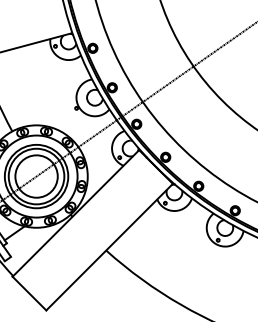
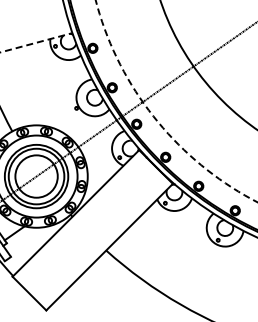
line: solid -> dashed (35, 42)
arc: solid -> dashed (155, 119)
